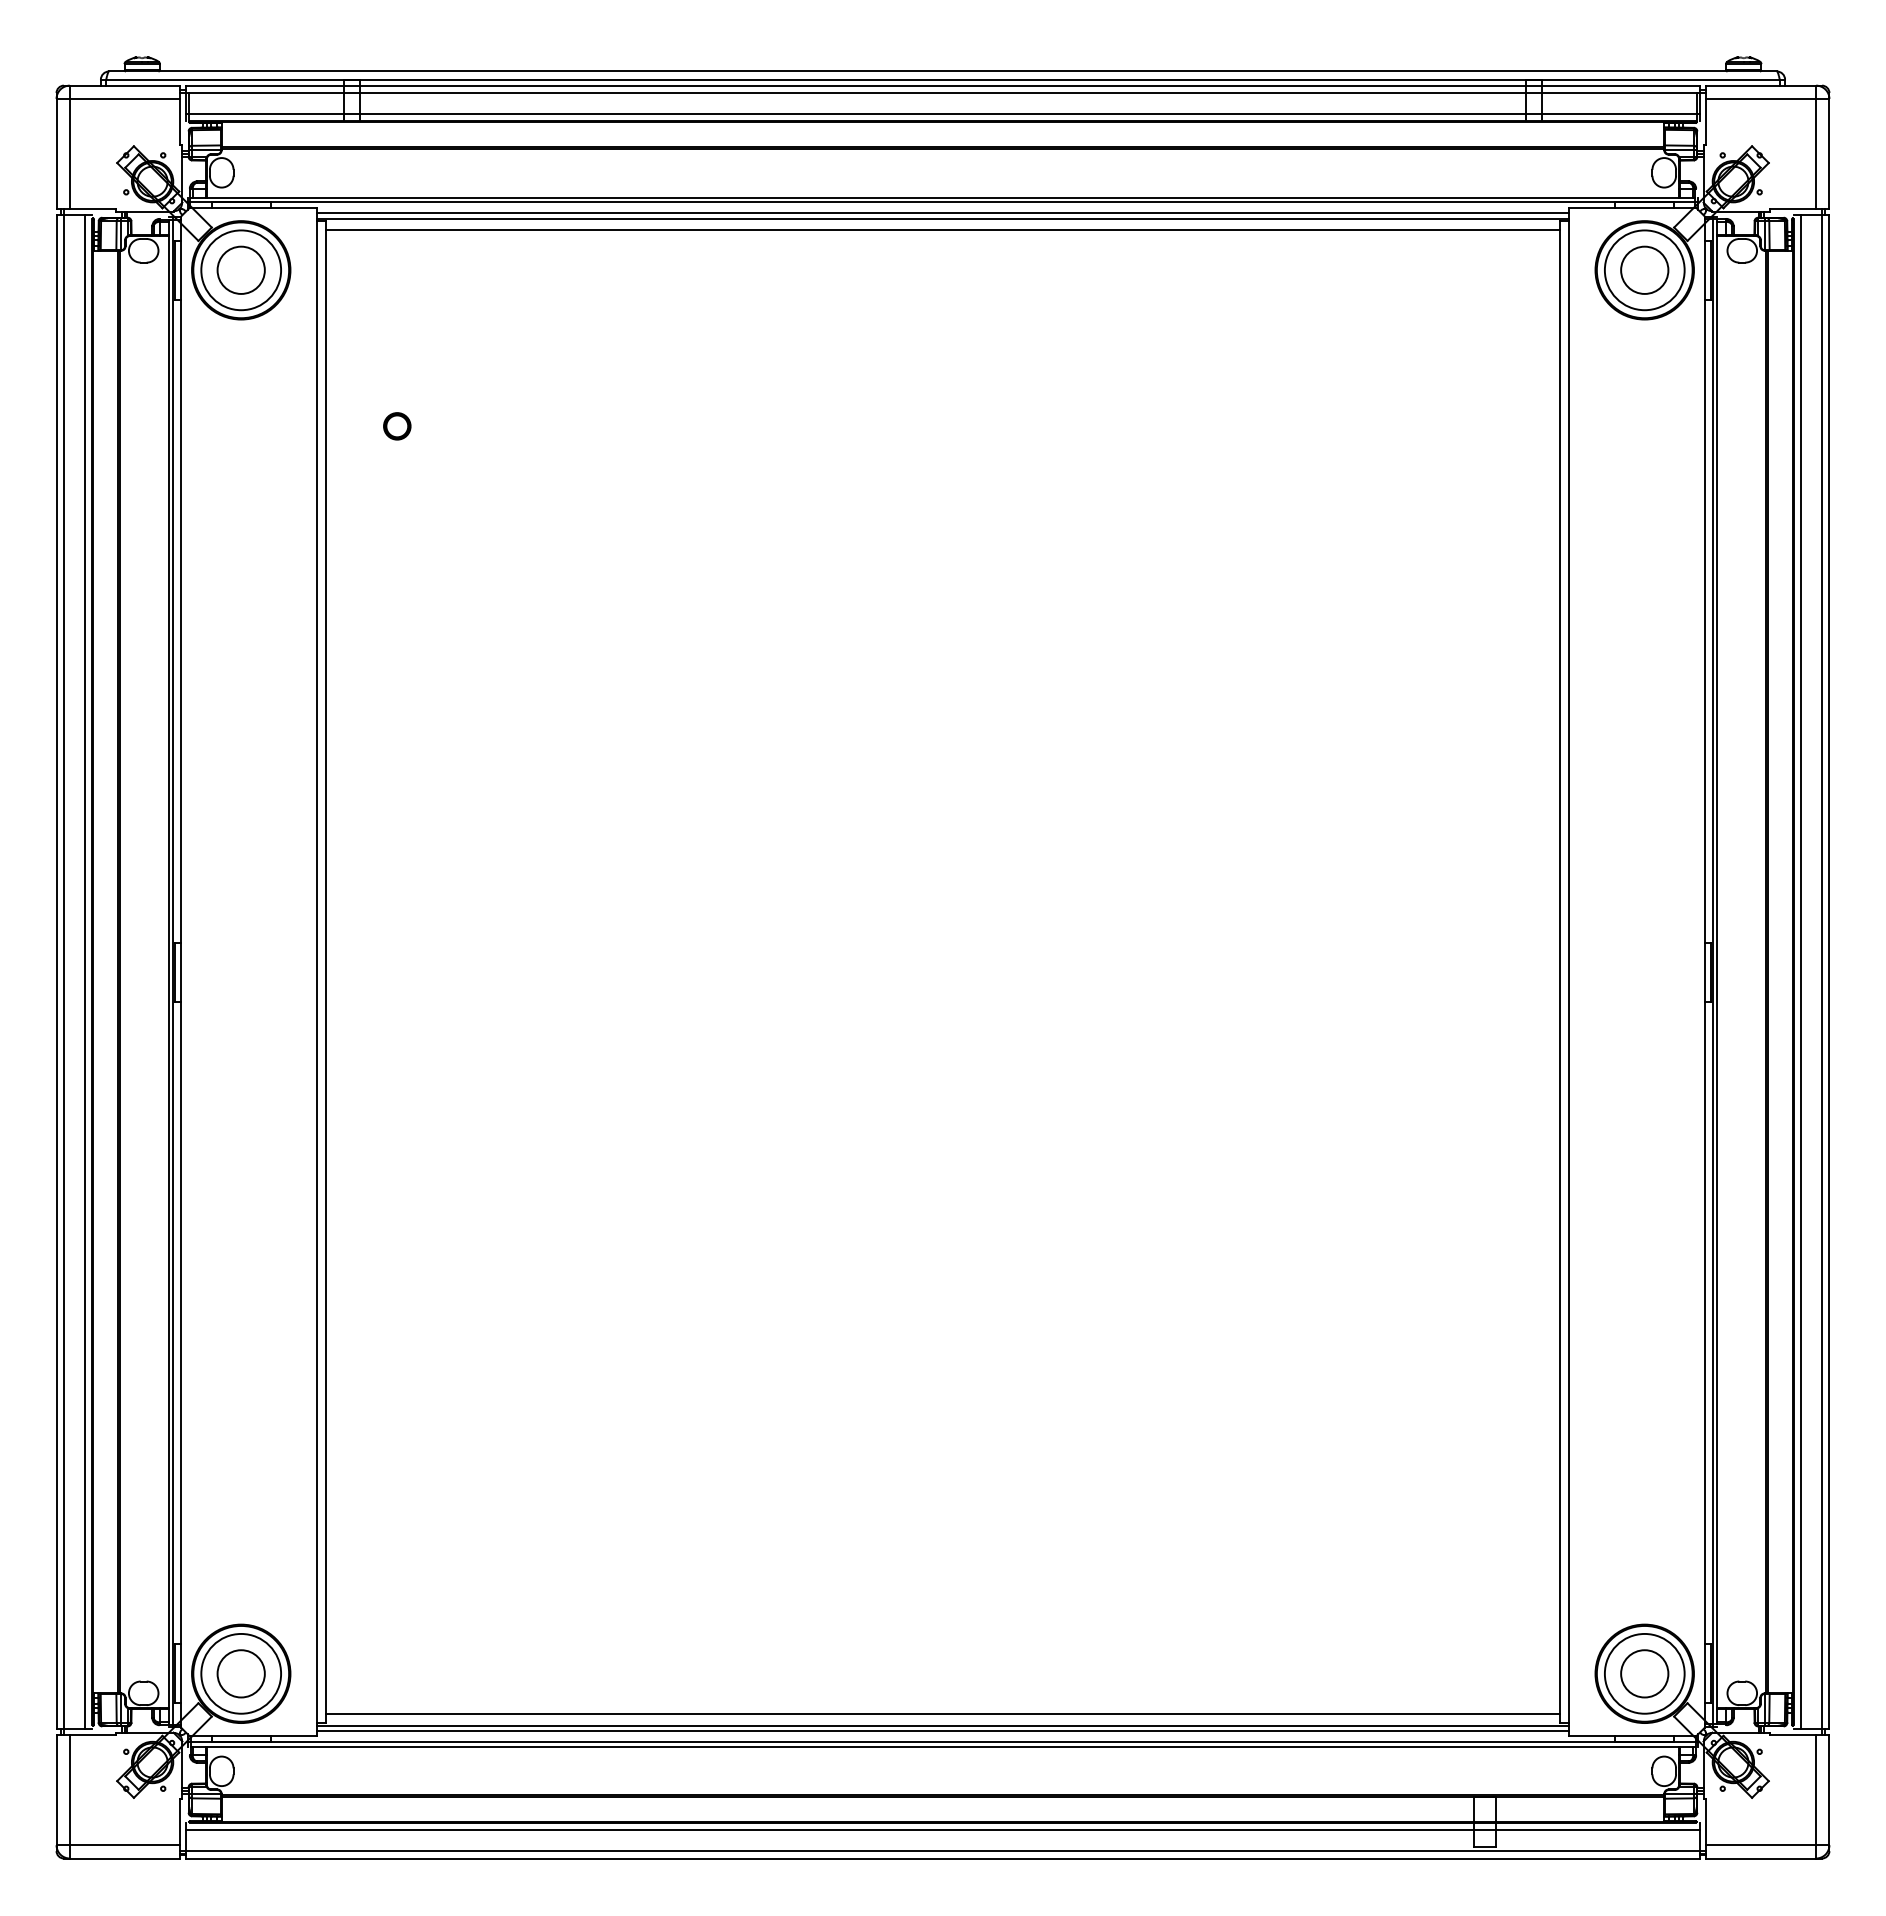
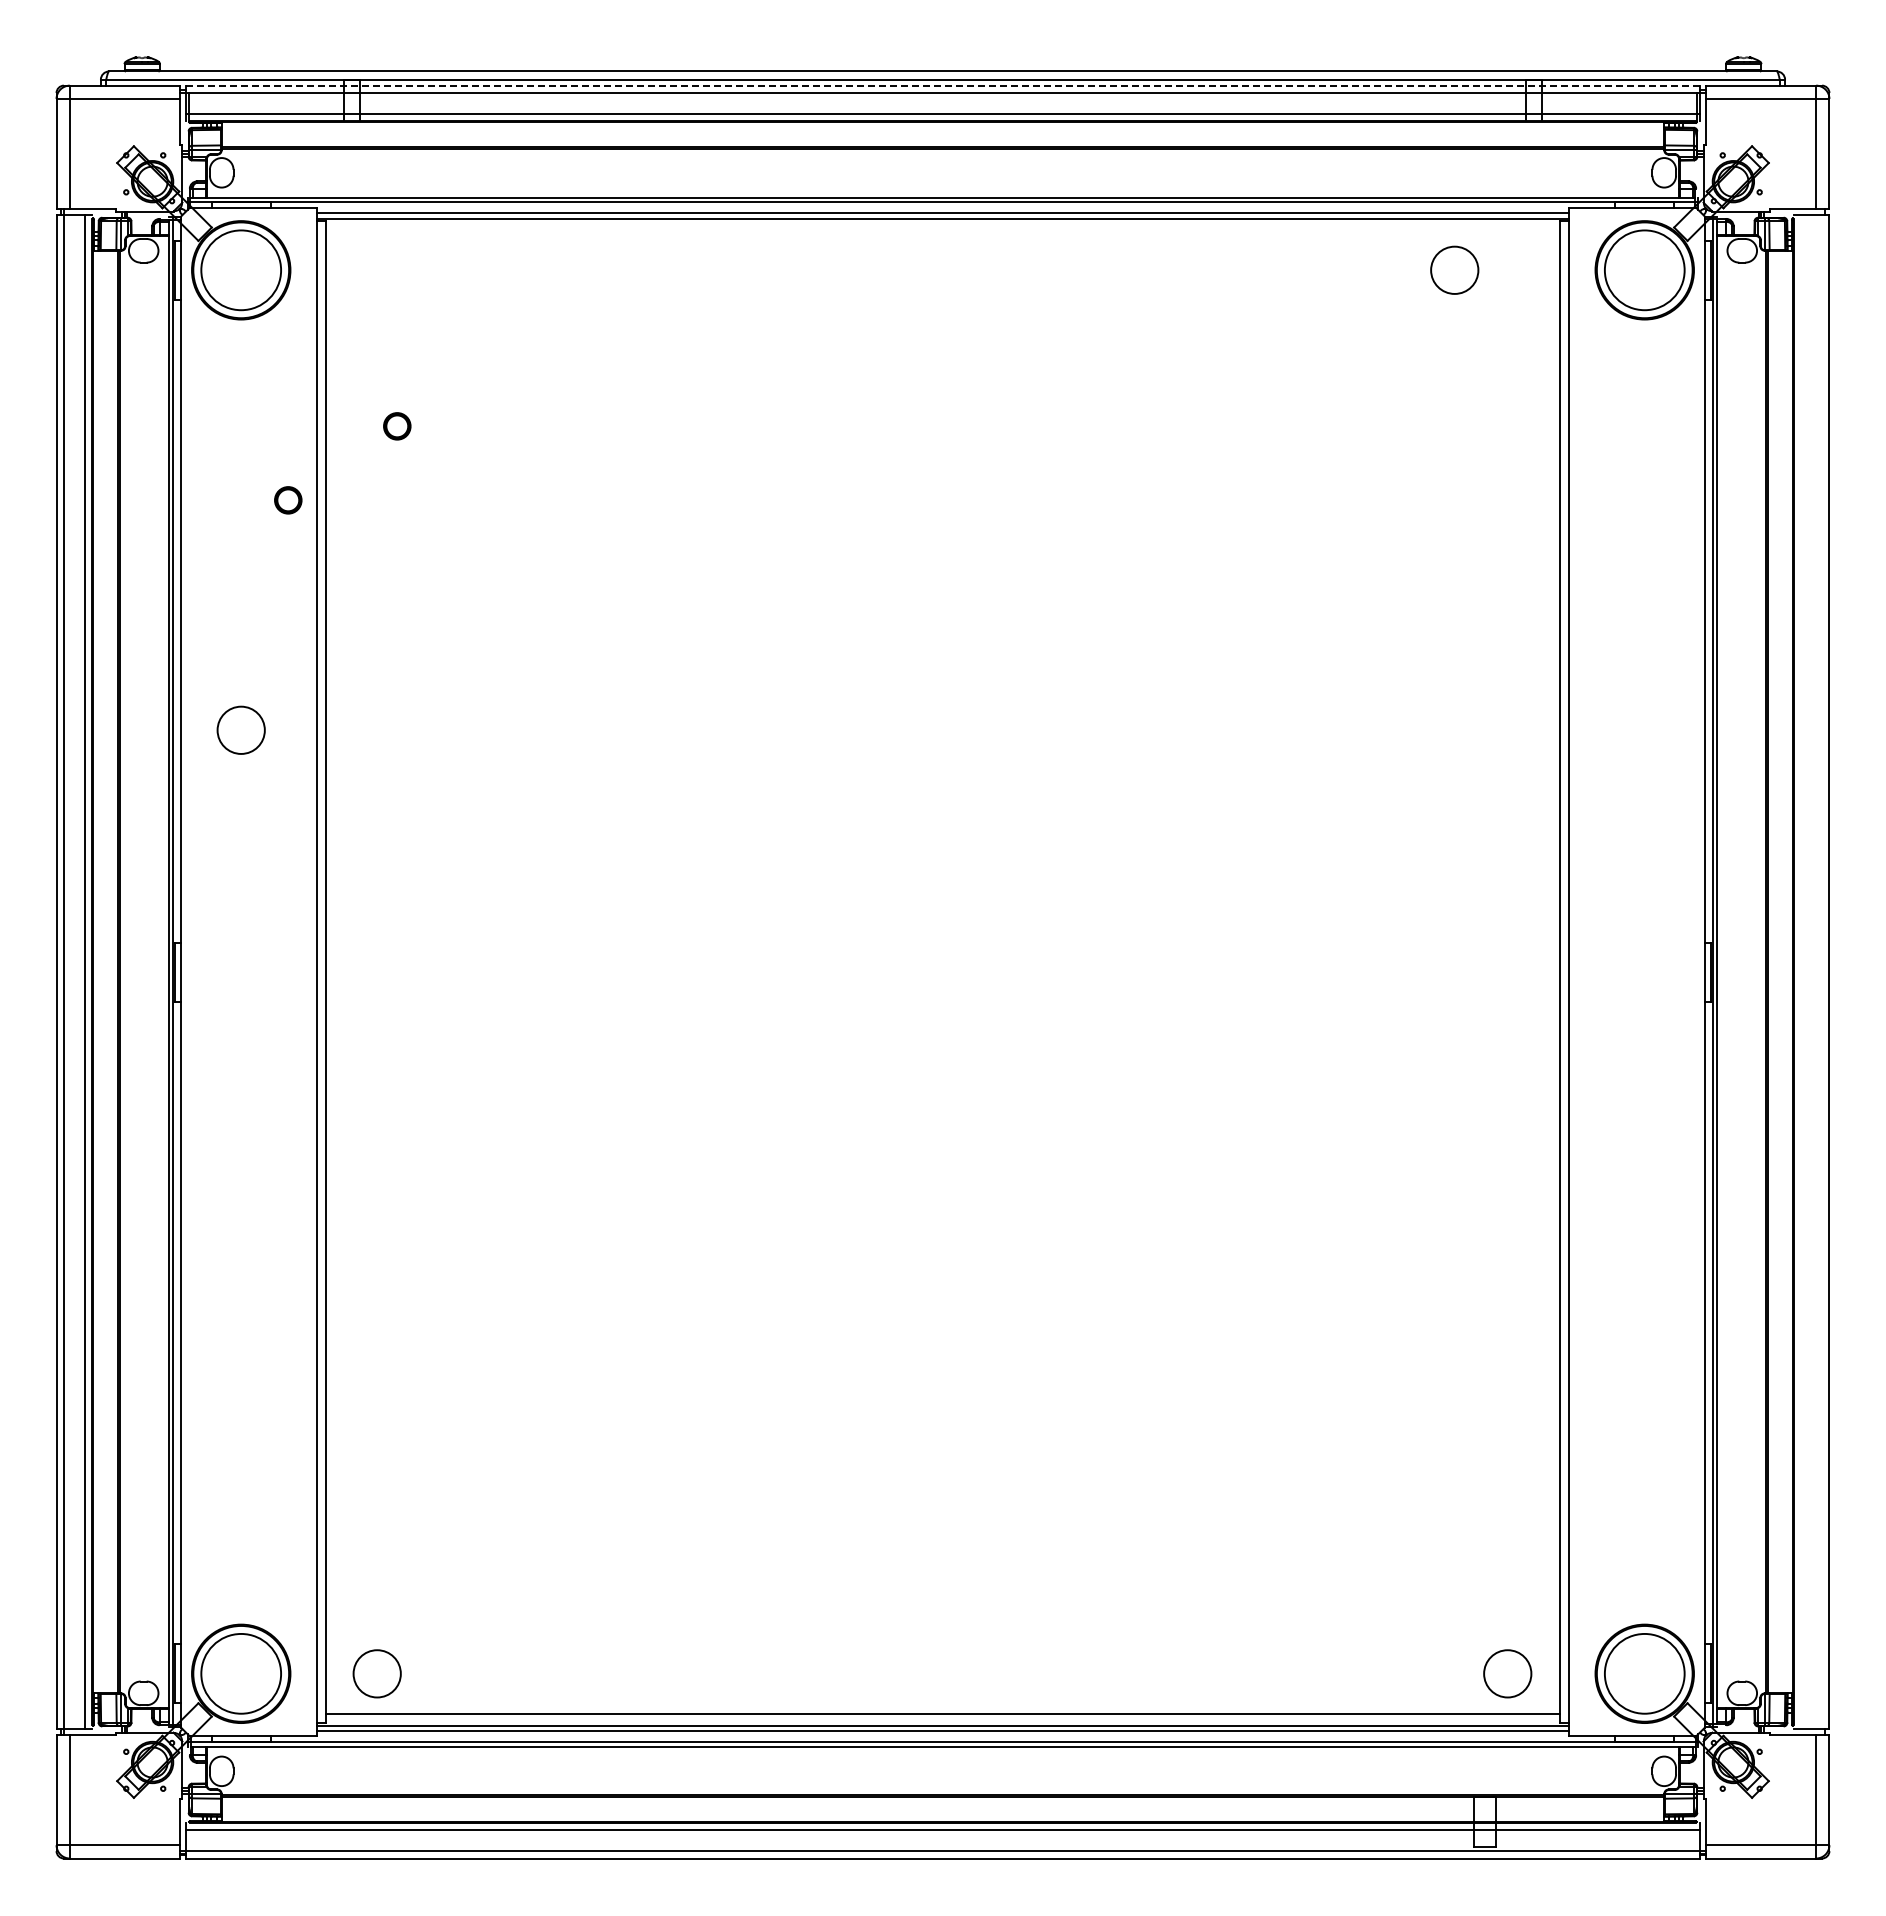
line: solid -> dashed (942, 85)
line: present -> none (942, 230)
circle position: (240, 269) -> (240, 729) (240, 729)
circle position: (1644, 269) -> (1454, 269) (1454, 269)
part: none -> present (288, 500)
line: present -> none (1801, 971)
line: present -> none (1822, 971)
circle position: (240, 1673) -> (376, 1673) (376, 1673)
circle position: (1644, 1673) -> (1507, 1673) (1507, 1673)
